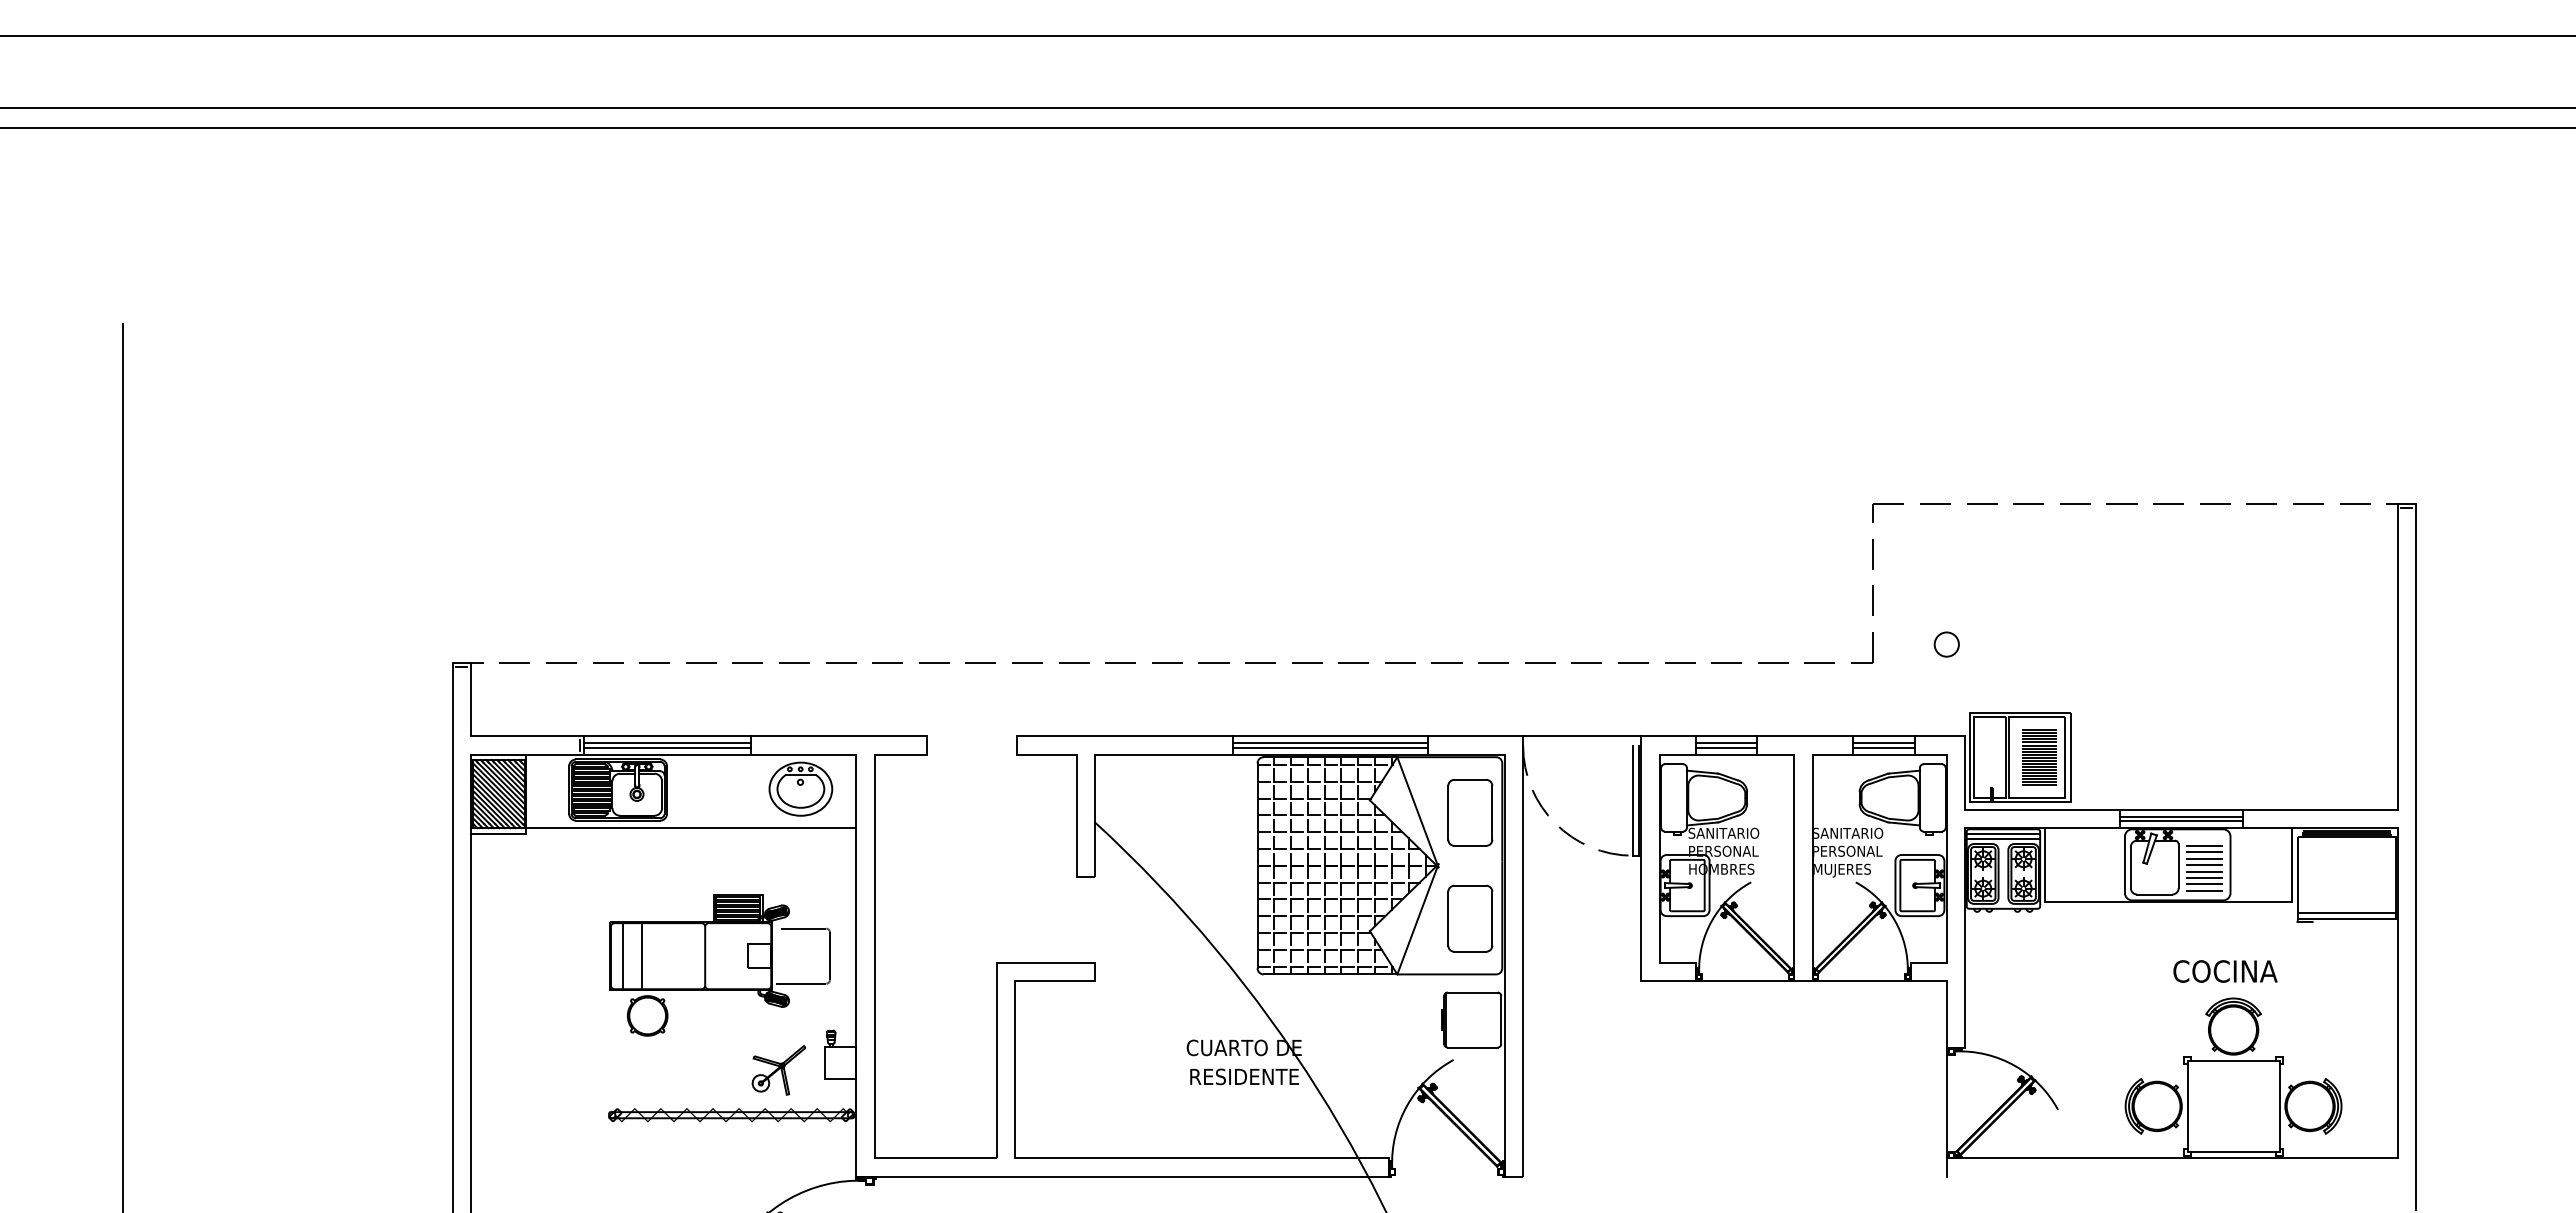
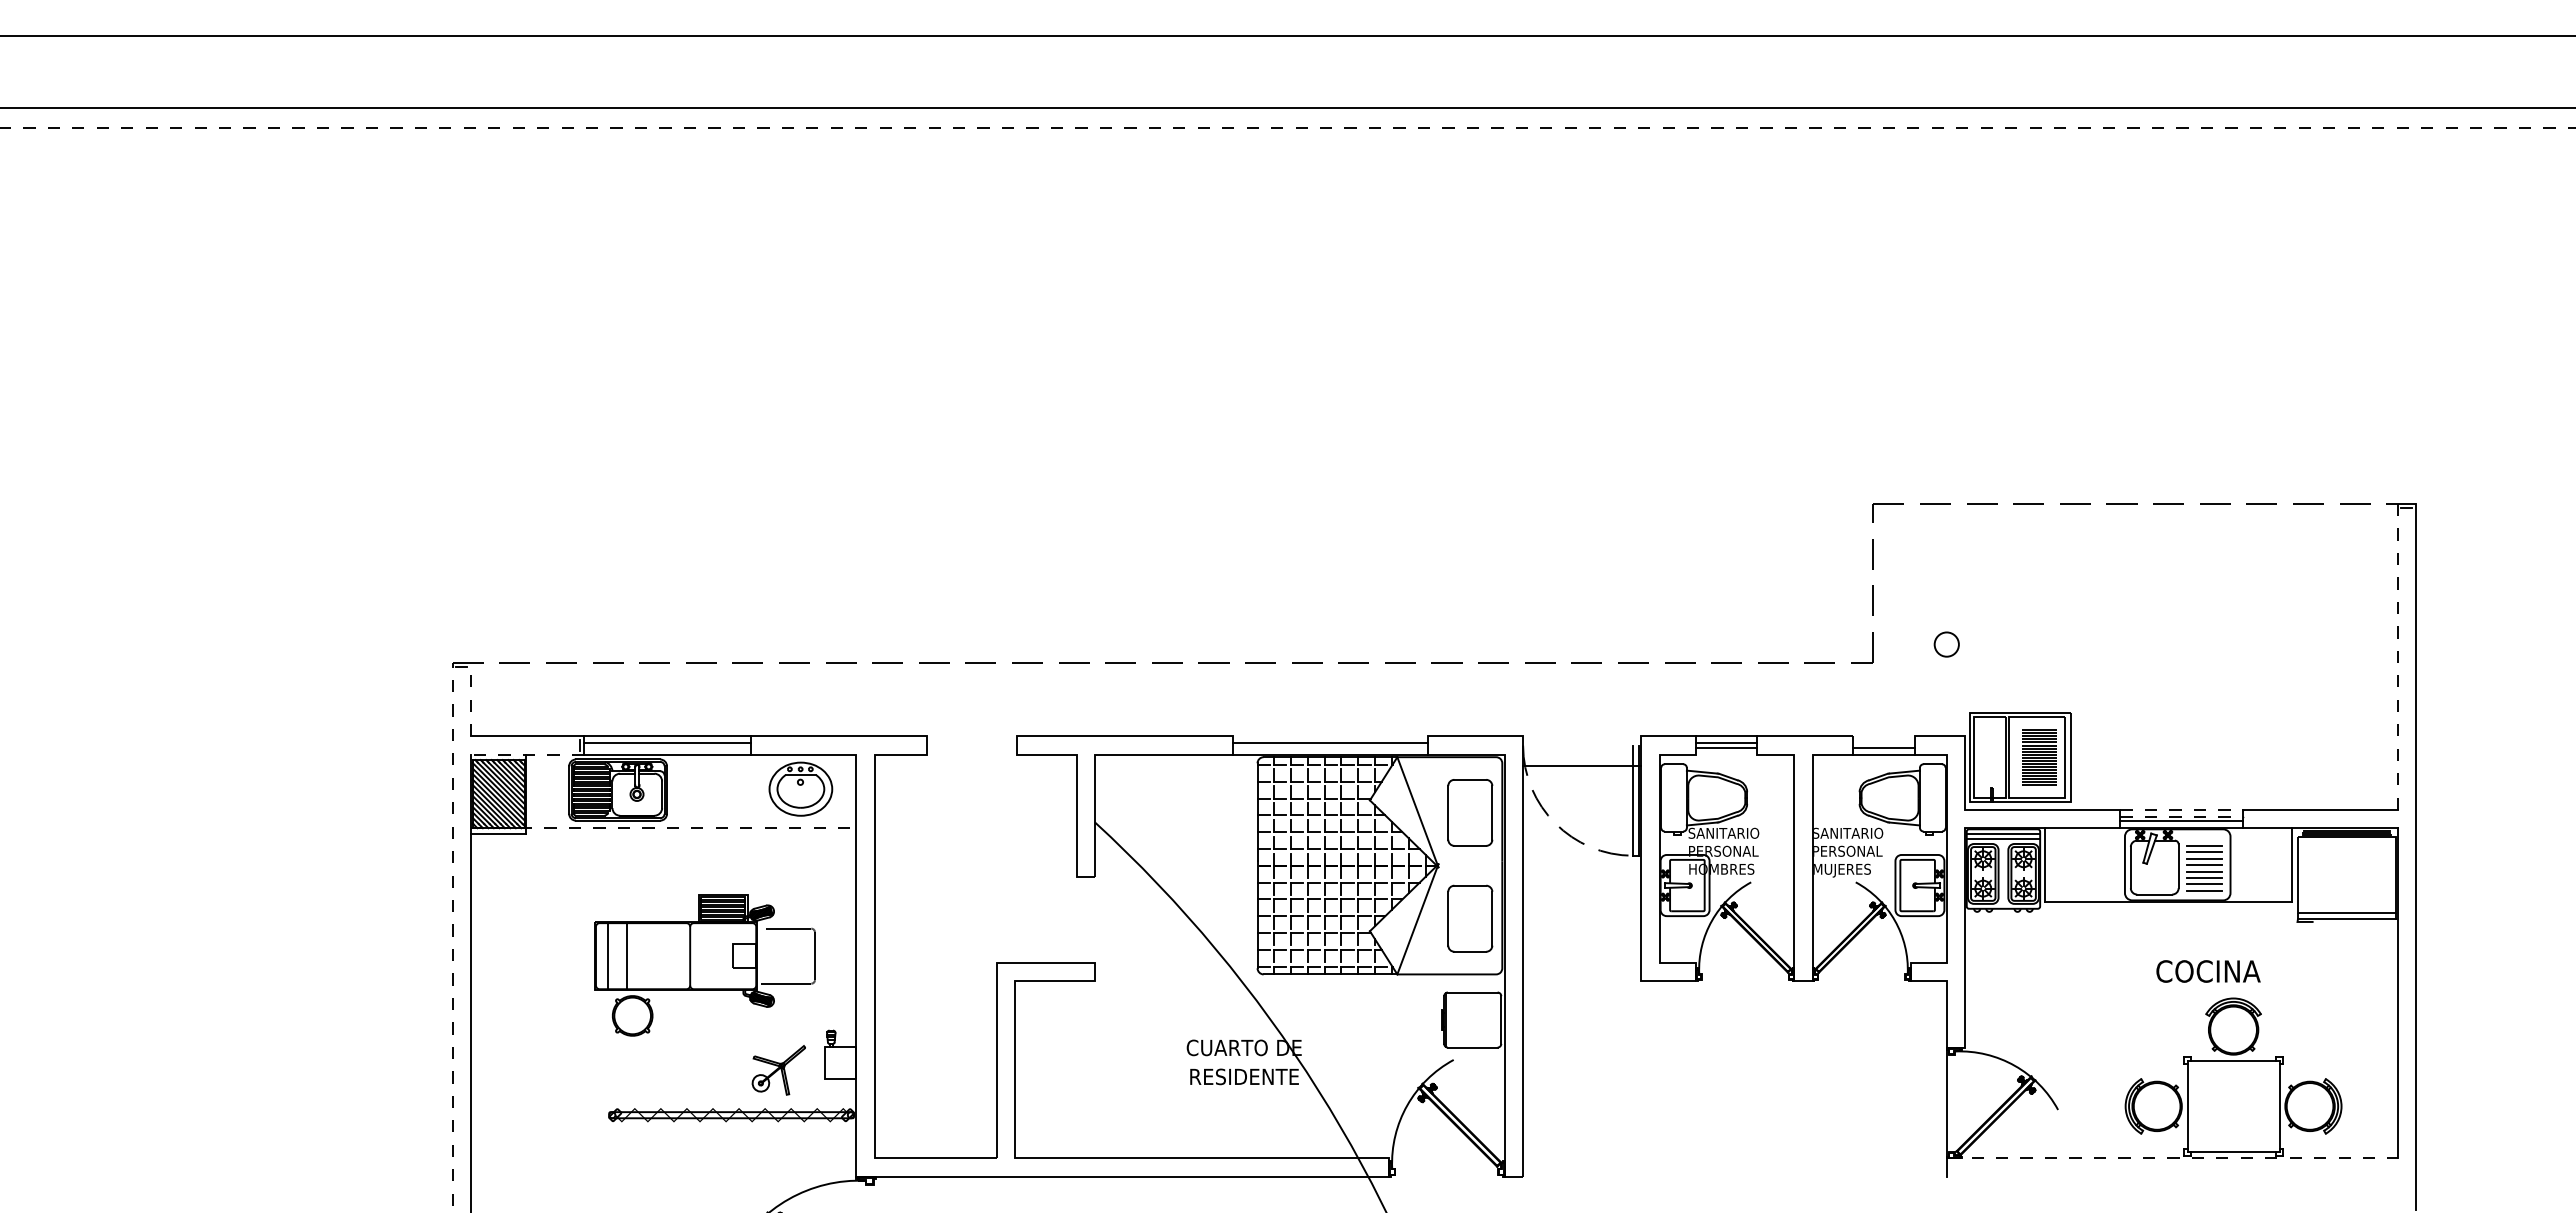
line: solid -> dashed (1287, 127)
line: solid -> dashed (2397, 656)
line: solid -> dashed (471, 699)
line: present -> none (1330, 736)
line position: (1582, 736) -> (1582, 766) (1582, 766)
line: present -> none (1883, 736)
line: present -> none (1883, 743)
line: present -> none (667, 748)
line: present -> none (1330, 748)
line: solid -> dashed (527, 754)
line: present -> none (1726, 754)
line: present -> none (122, 766)
line: solid -> dashed (2182, 809)
line: solid -> dashed (2182, 816)
line: solid -> dashed (663, 828)
line: solid -> dashed (452, 937)
part position: (719, 965) -> (704, 965) (704, 965)
text position: (2225, 971) -> (2208, 971) (2208, 971)
line: present -> none (1745, 981)
line: present -> none (1861, 981)
line: solid -> dashed (2172, 1158)
